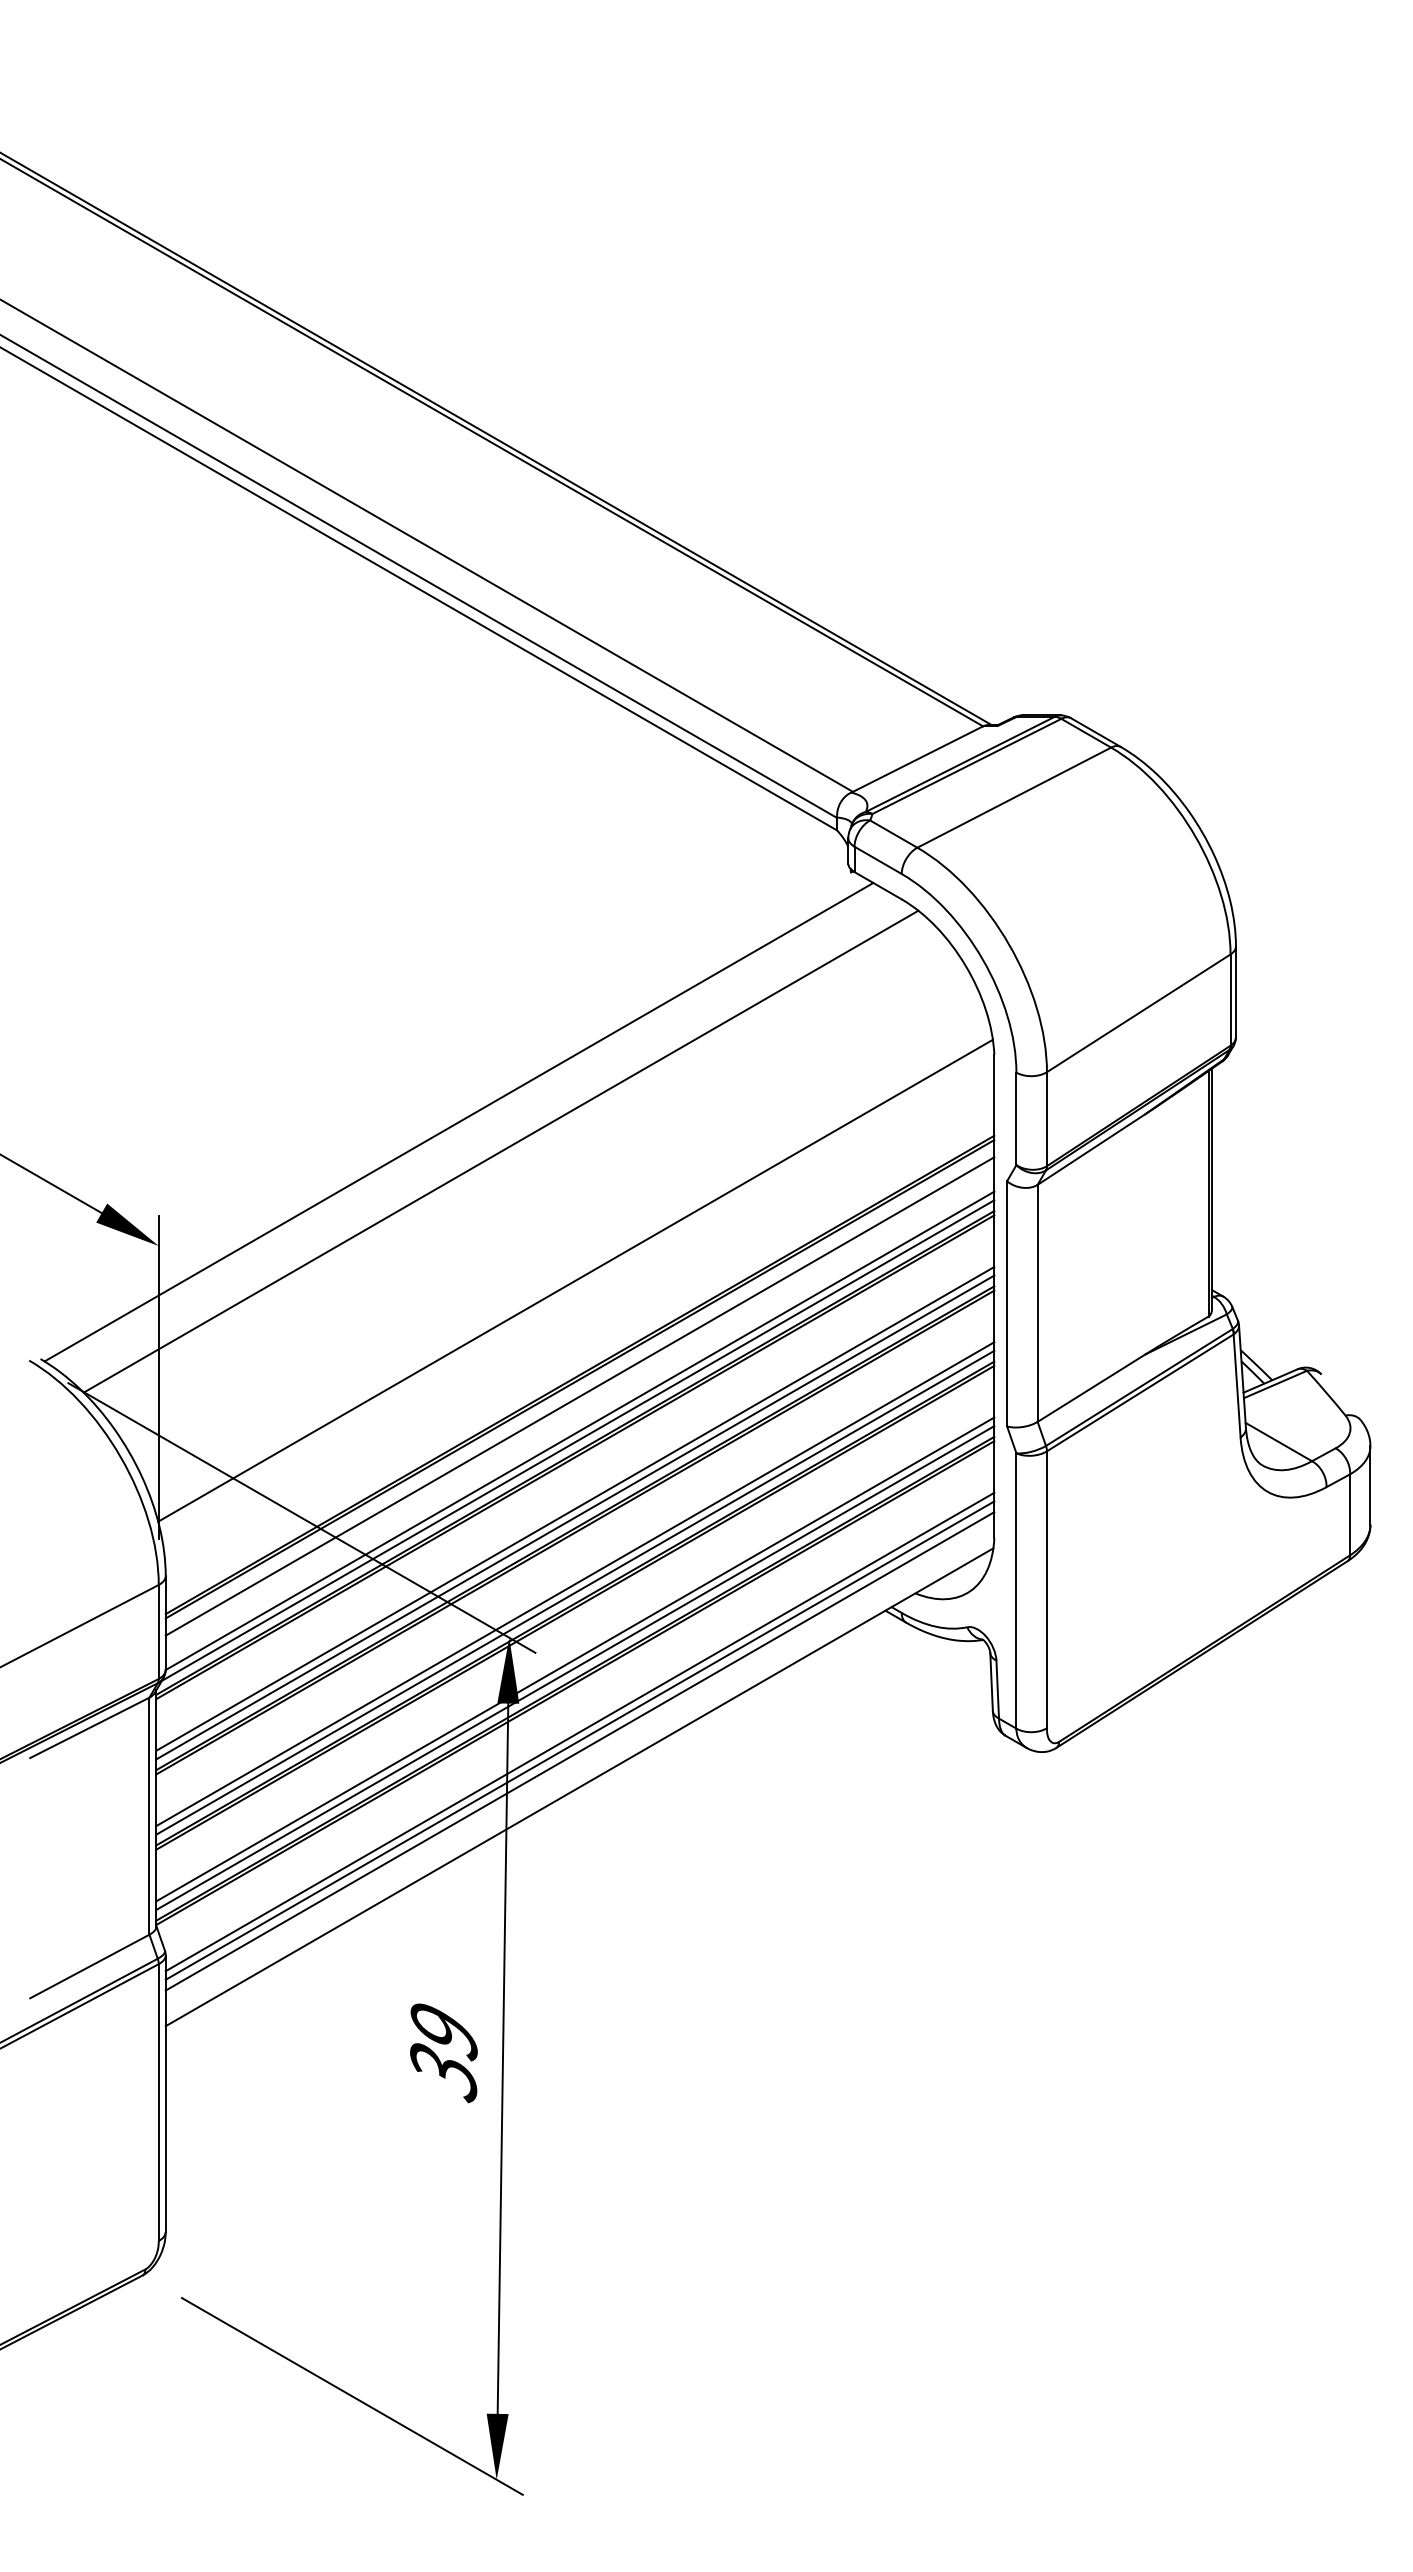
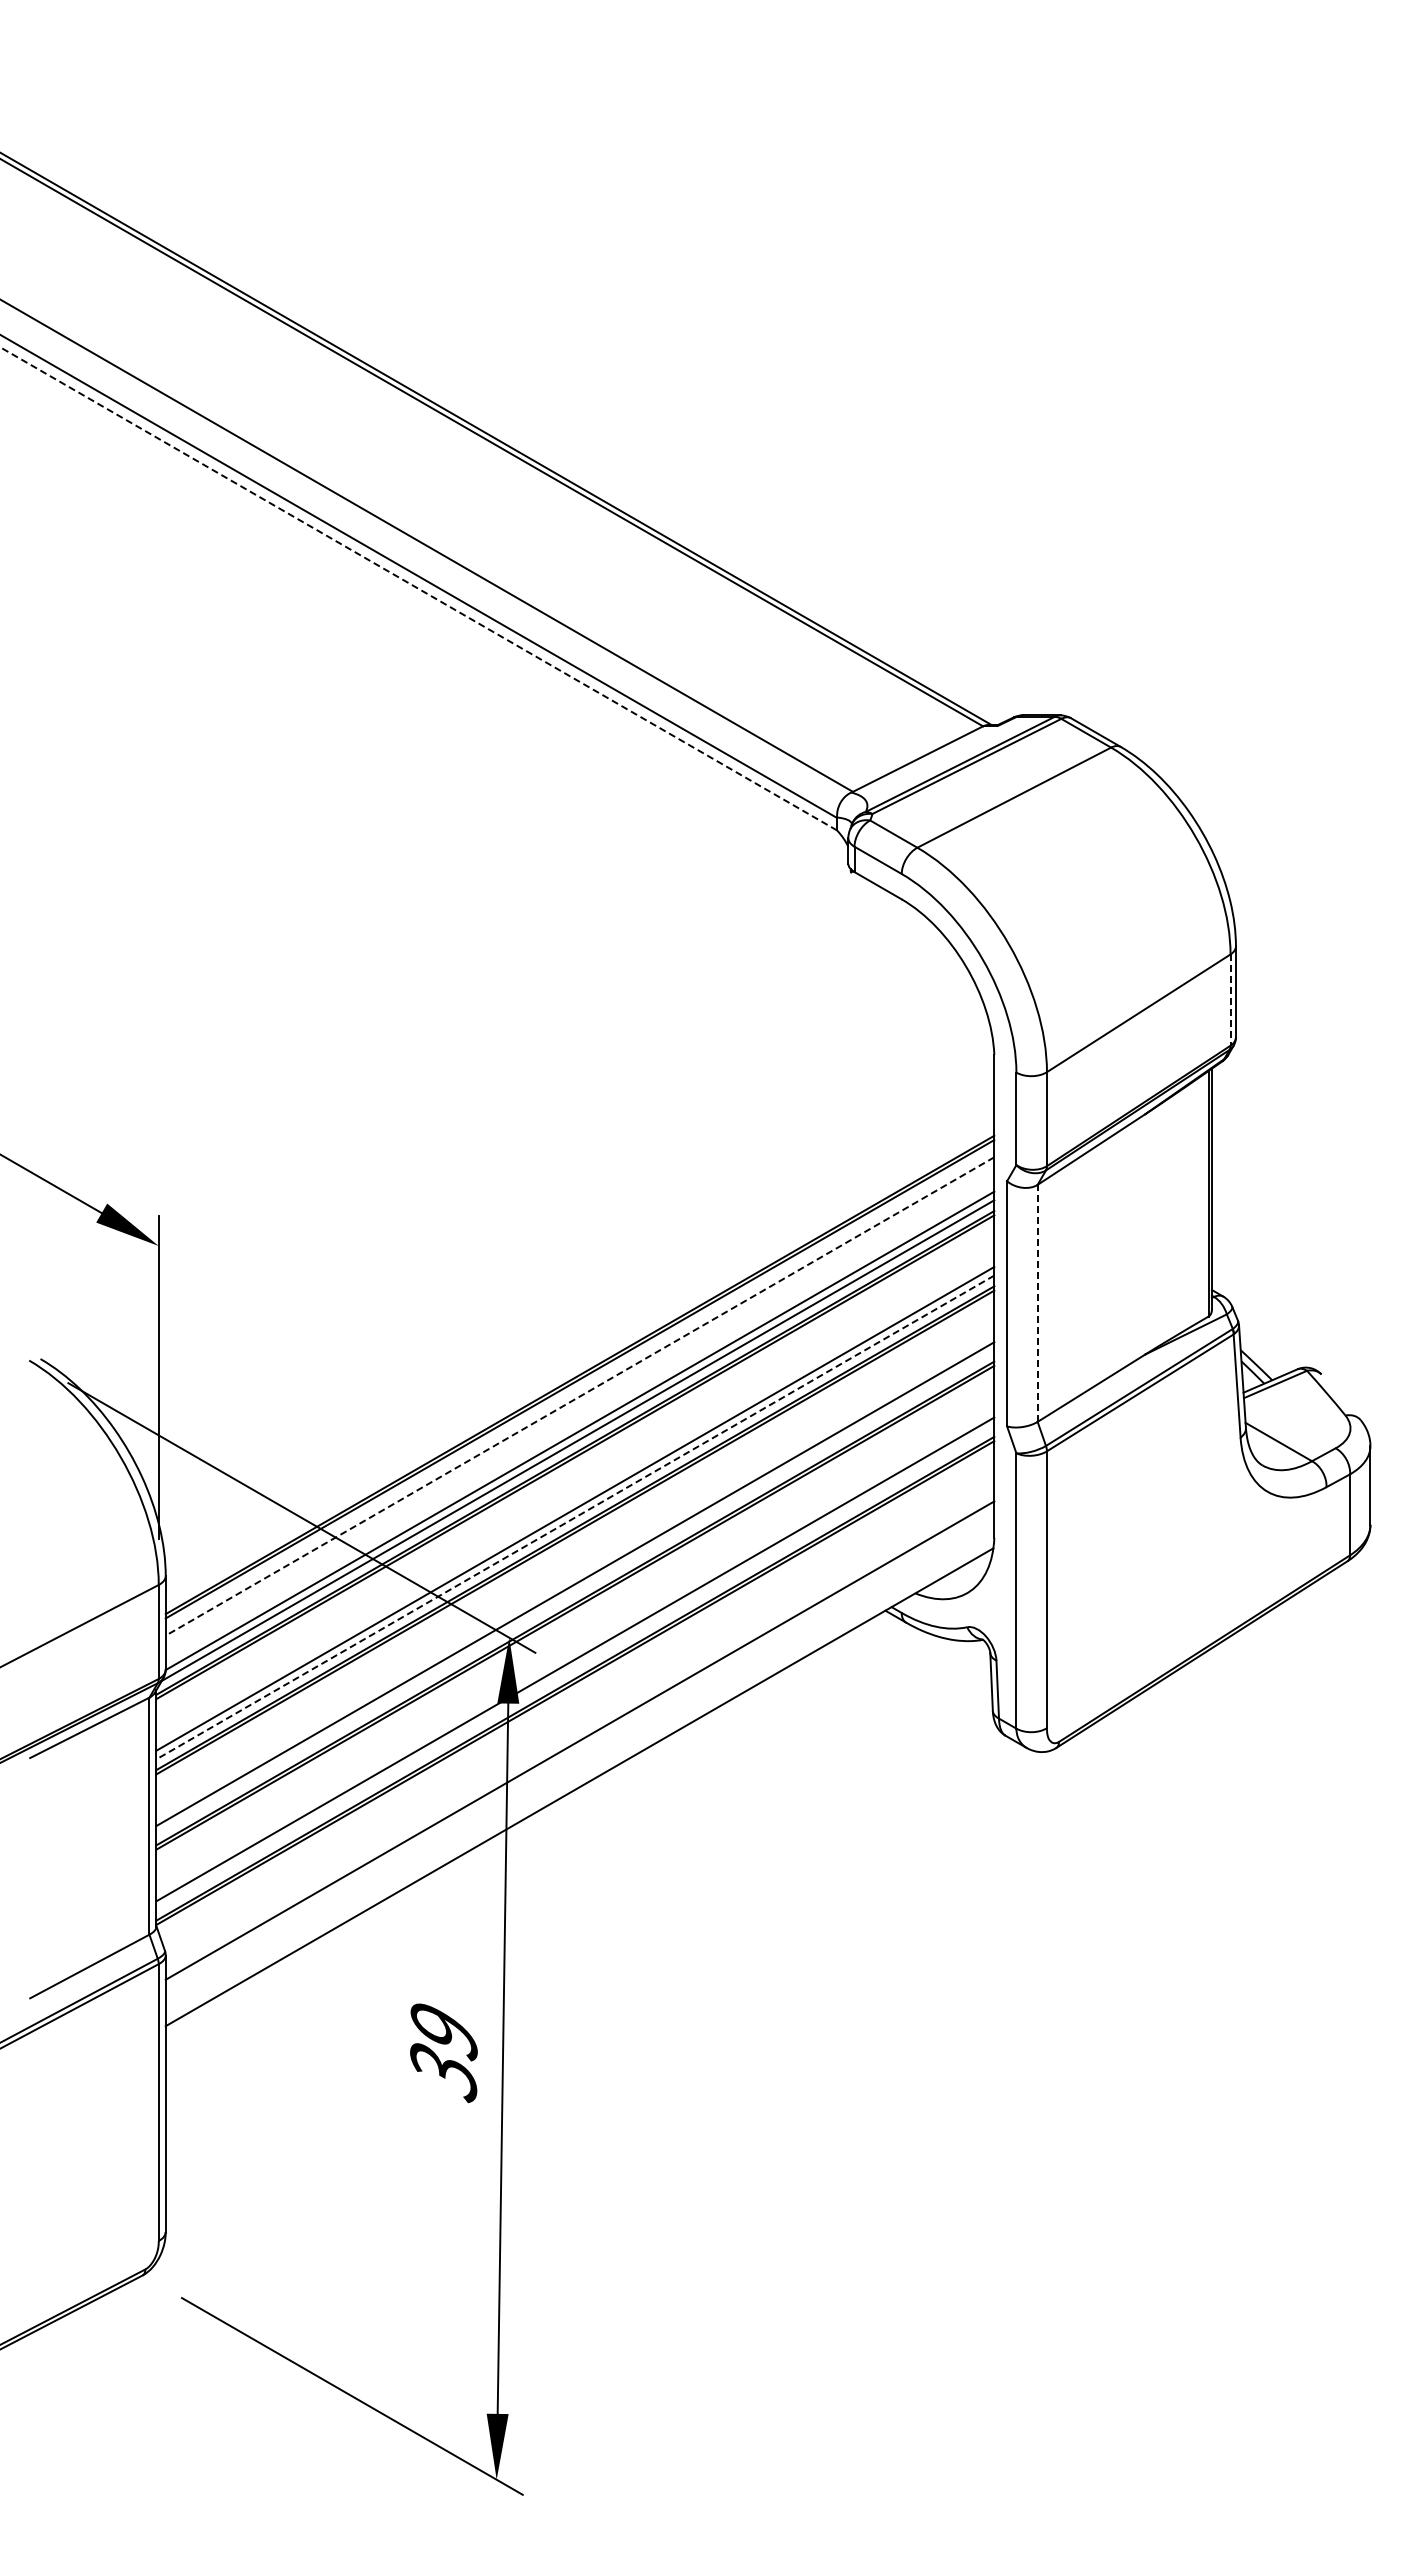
line: solid -> dashed (418, 588)
line: solid -> dashed (1230, 1000)
line: present -> none (458, 1121)
line: present -> none (500, 1151)
line: present -> none (575, 1280)
line: solid -> dashed (1037, 1303)
line: solid -> dashed (579, 1396)
line: solid -> dashed (575, 1517)
line: present -> none (575, 1592)
line: present -> none (575, 1667)
line: present -> none (579, 1731)
line: present -> none (579, 1751)
